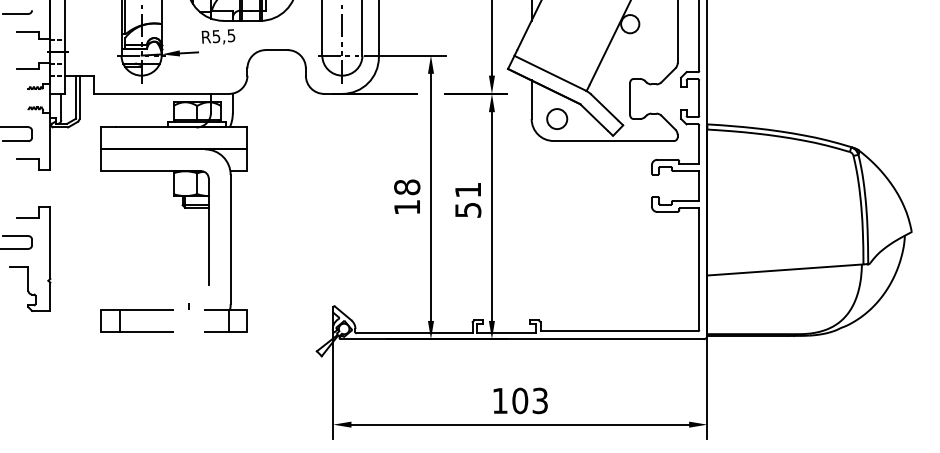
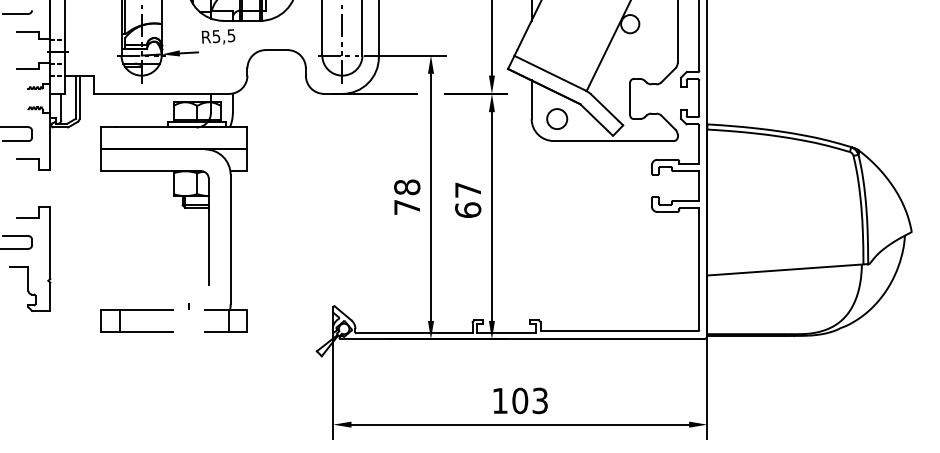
text: 51 -> 67 (468, 199)
text: 18 -> 78 (406, 207)
